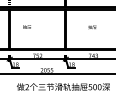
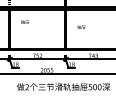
text position: (26, 26) -> (24, 21) (24, 21)
text position: (92, 27) -> (81, 27) (81, 27)
